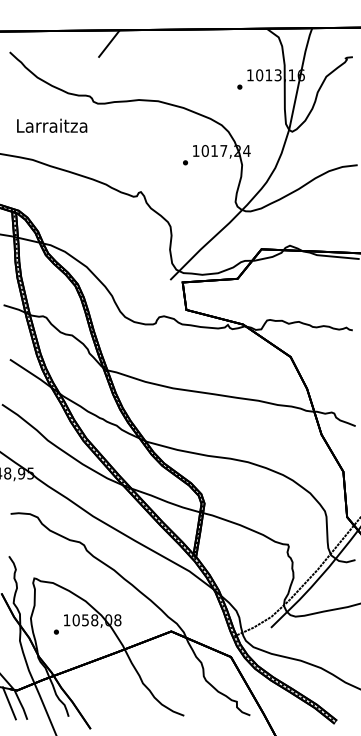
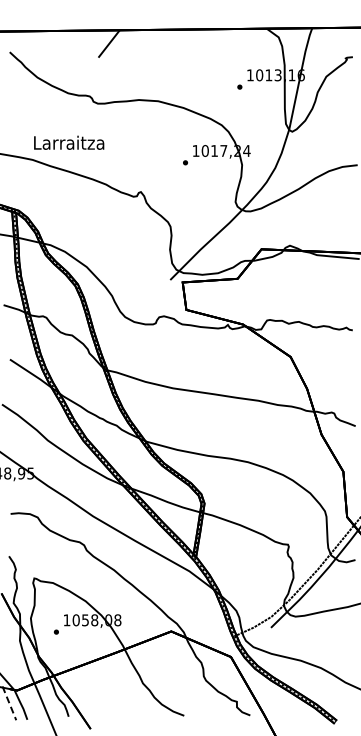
text position: (52, 125) -> (69, 142) (69, 142)
line: solid -> dashed (9, 703)
